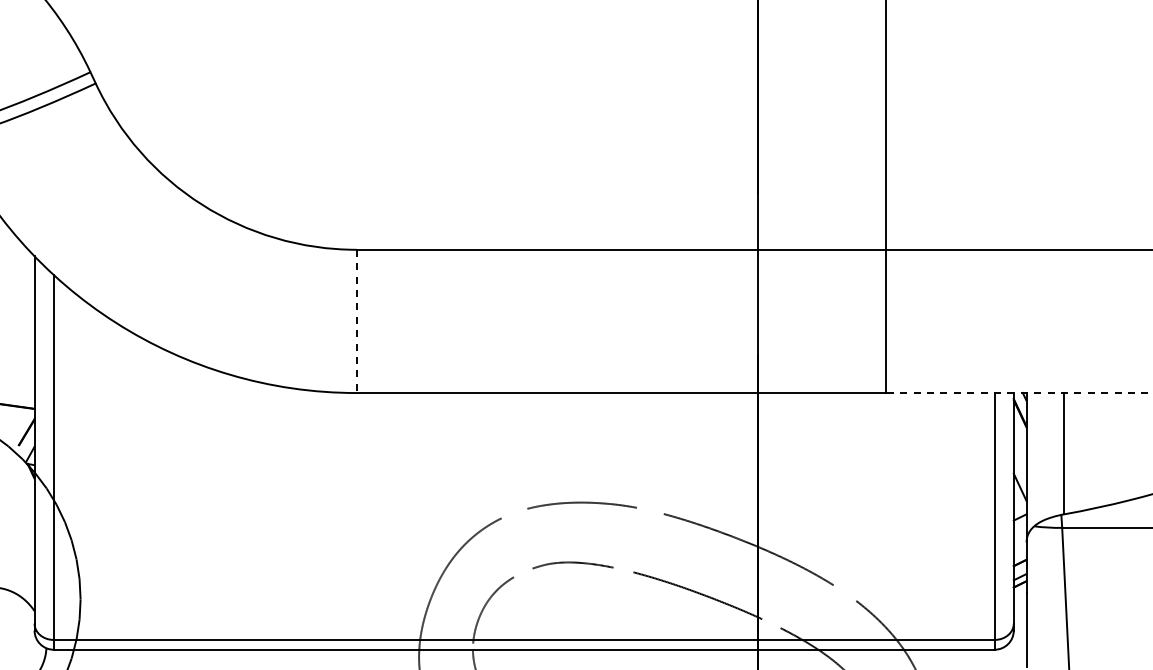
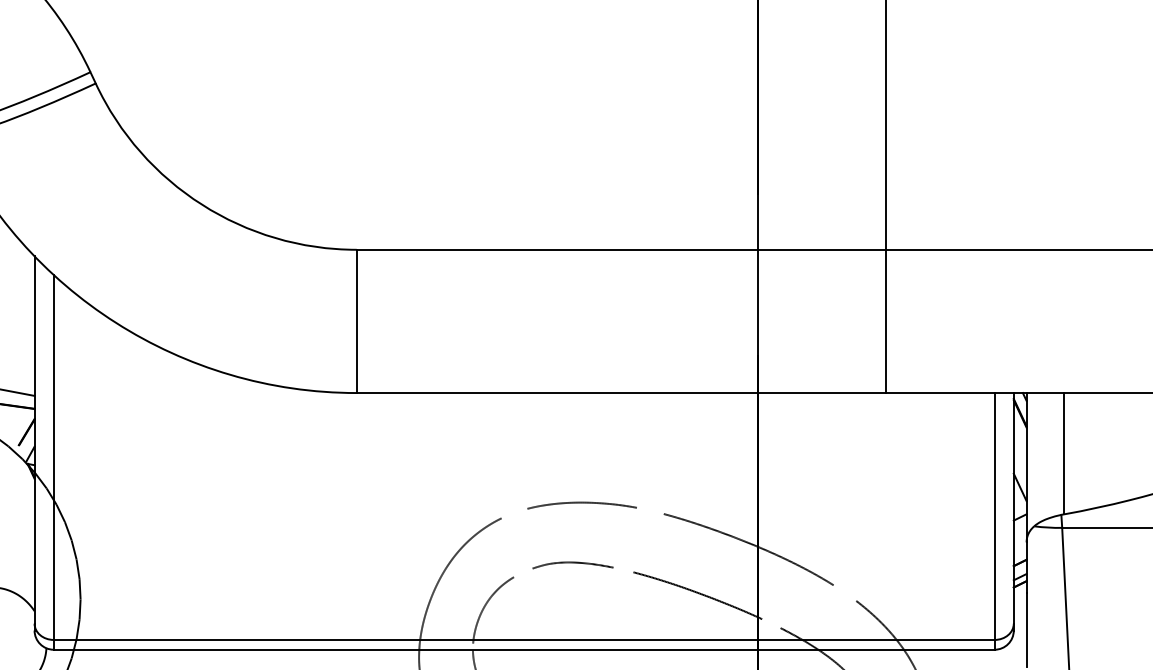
line: dashed -> solid (356, 321)
line: none -> present (18, 392)
line: dashed -> solid (1018, 393)
